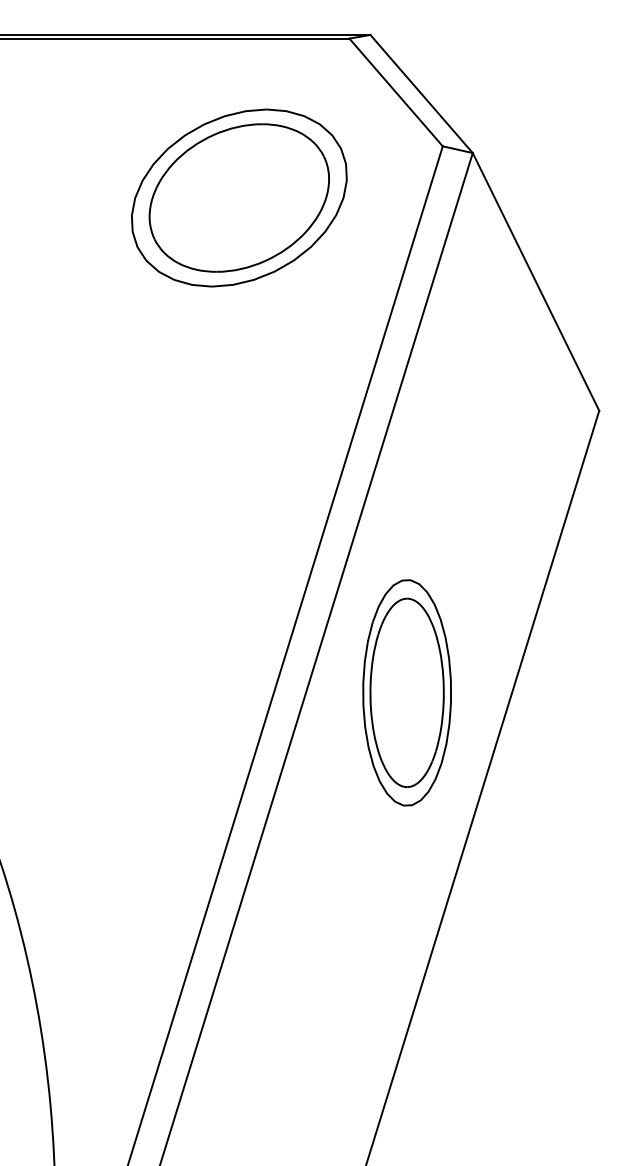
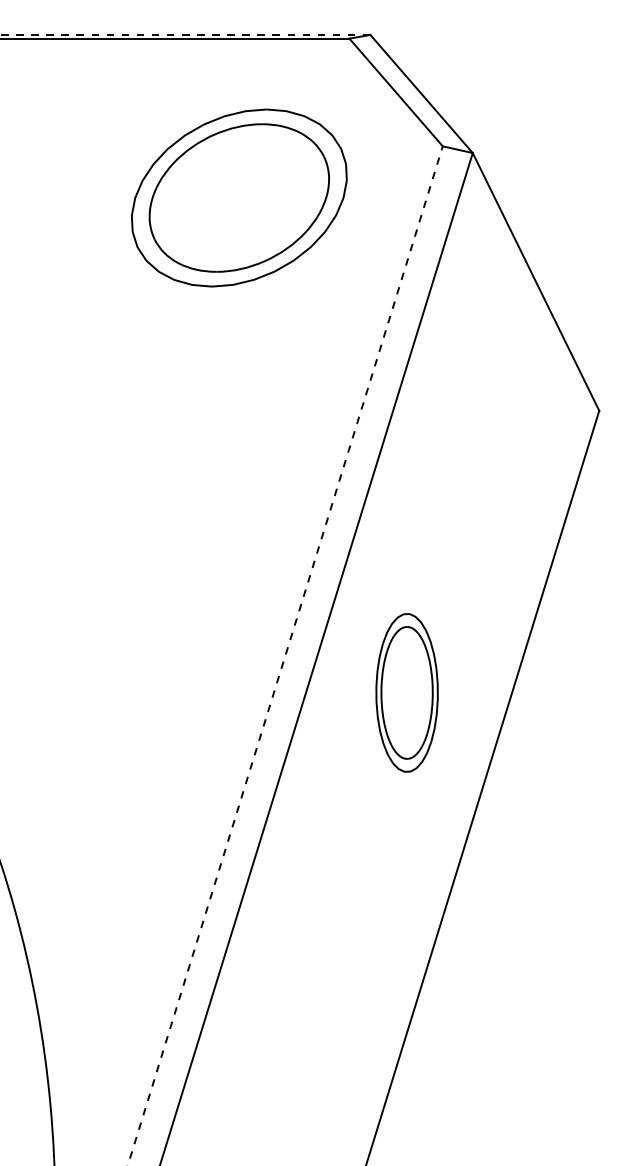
line: solid -> dashed (185, 34)
line: solid -> dashed (285, 655)
part size: 90x228 px -> 64x160 px (406, 692)
